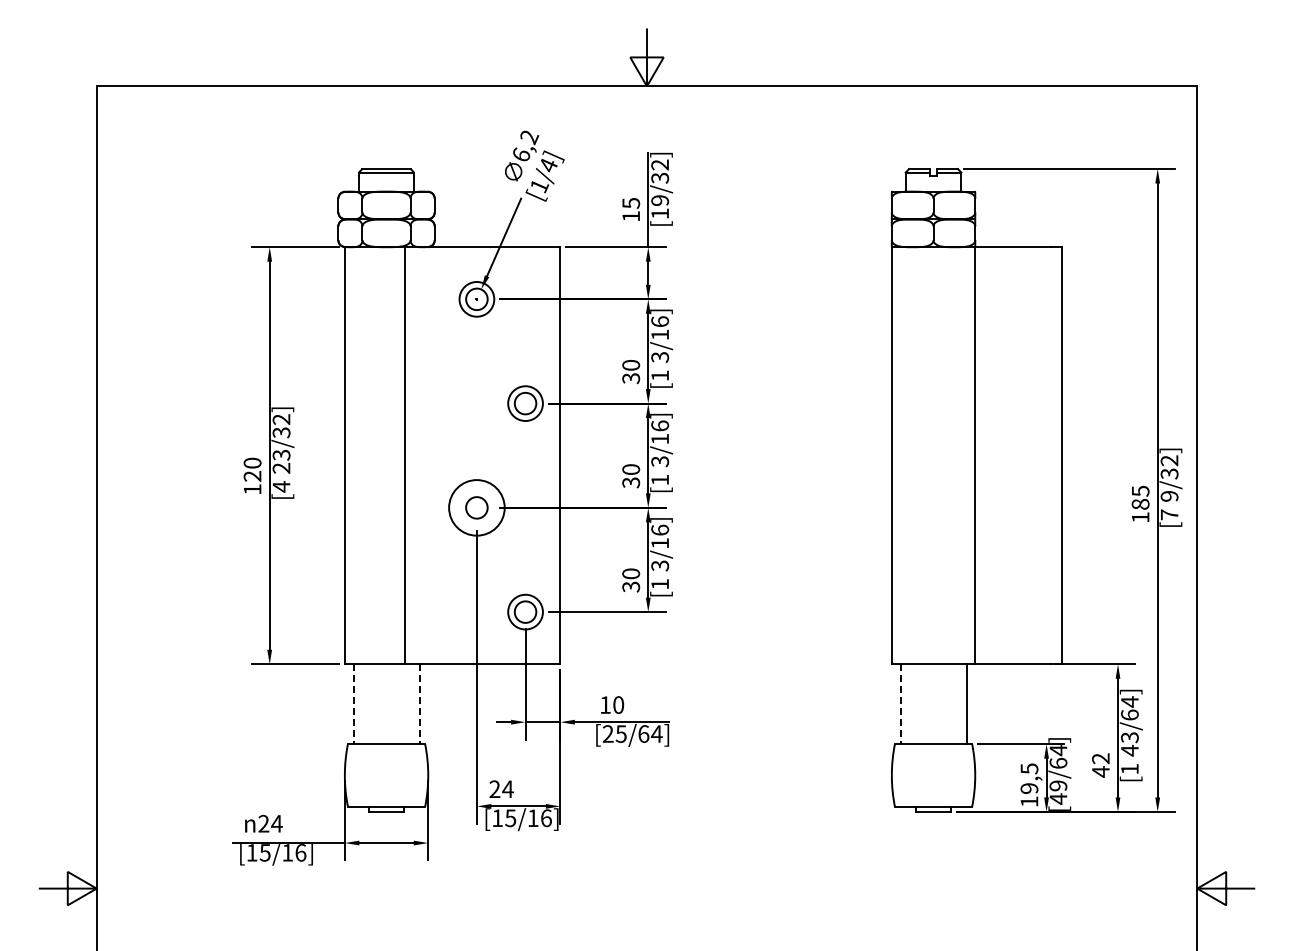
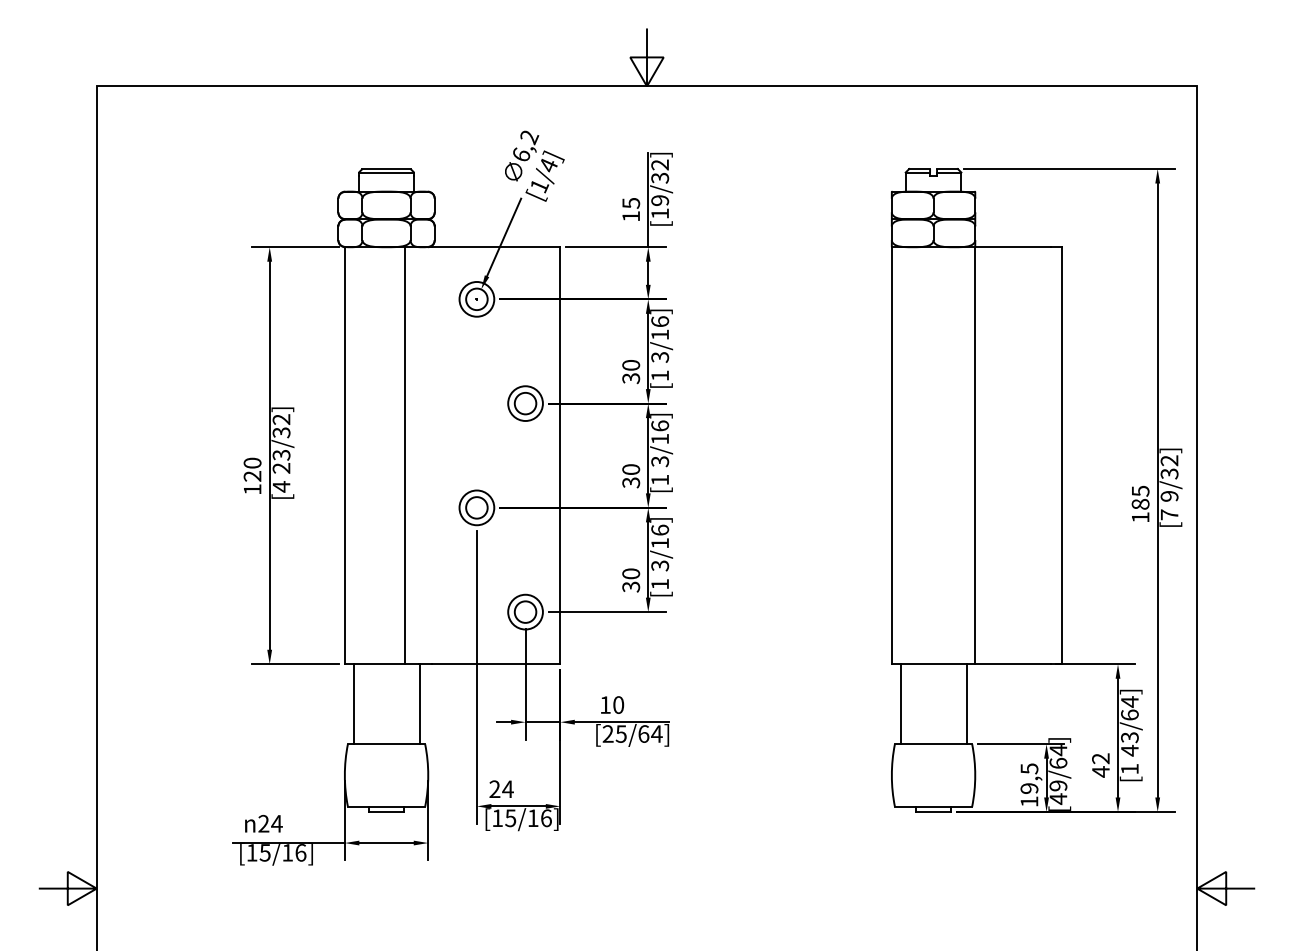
circle diameter: 56 px -> 35 px (476, 507)
line: dashed -> solid (353, 704)
line: dashed -> solid (419, 704)
line: dashed -> solid (900, 704)
